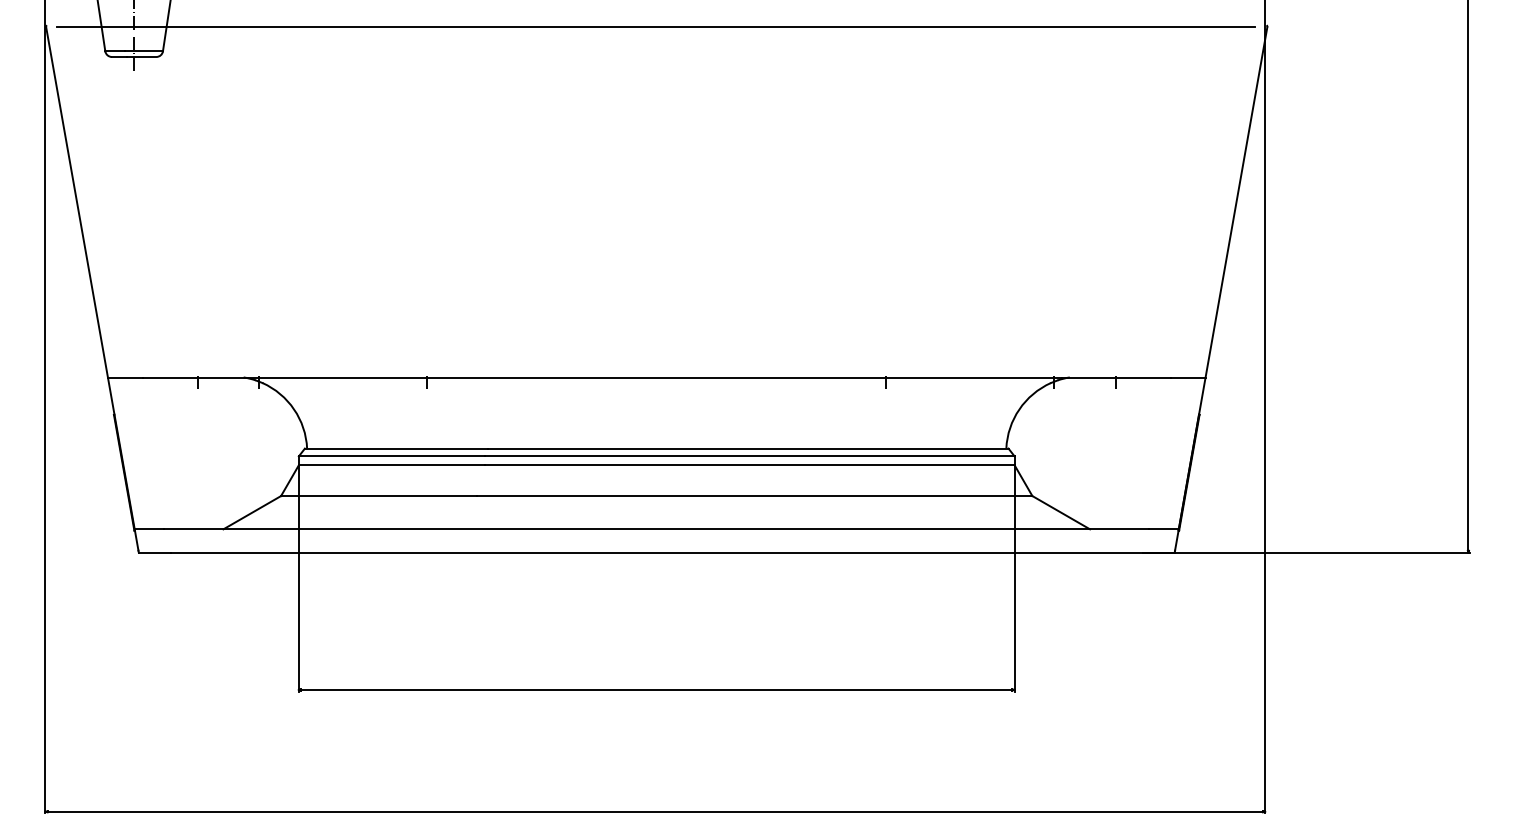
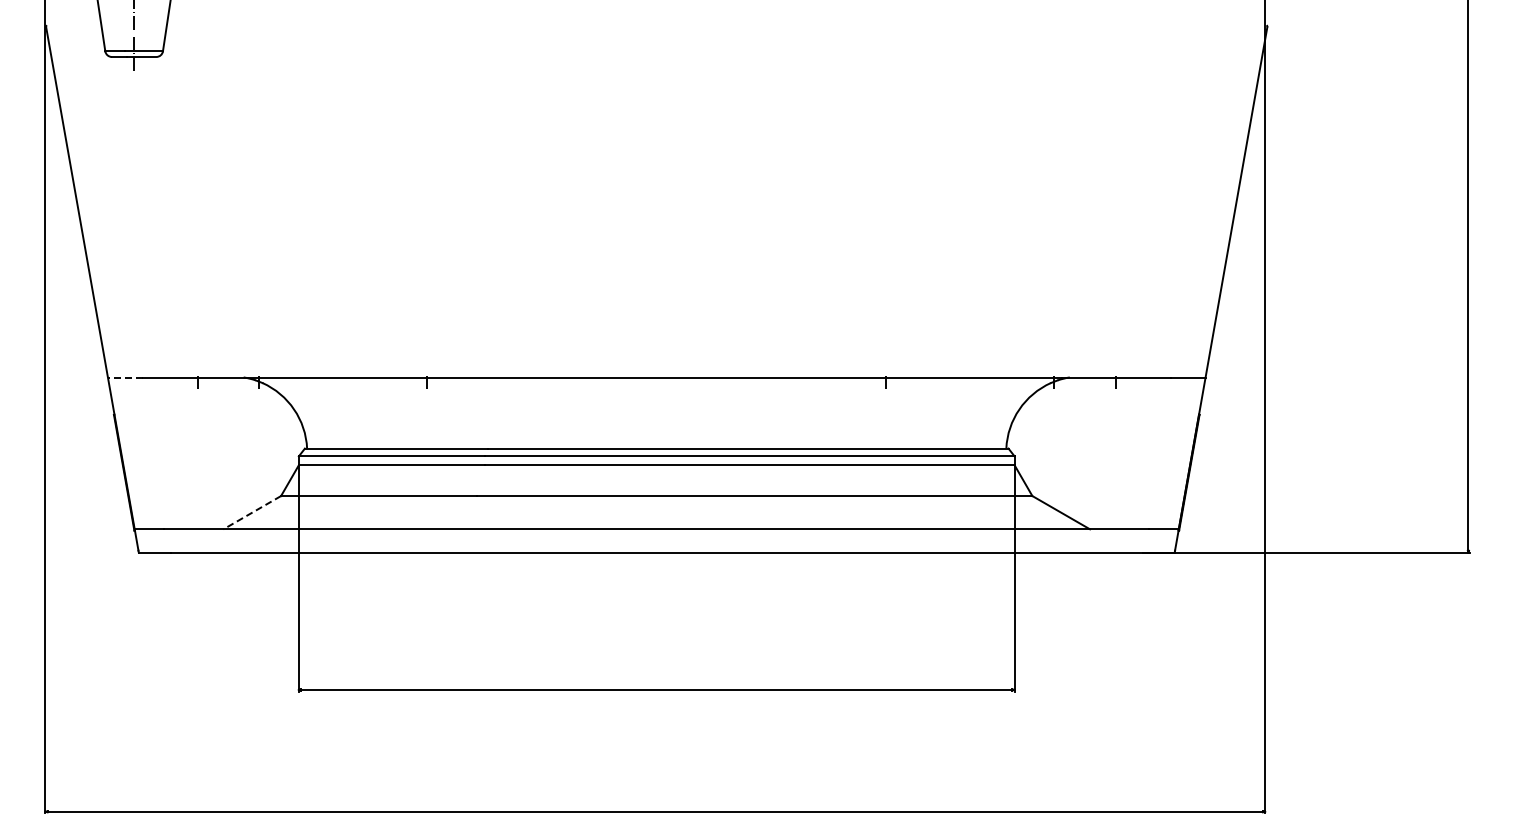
line: present -> none (656, 26)
line: solid -> dashed (124, 377)
line: solid -> dashed (251, 512)
